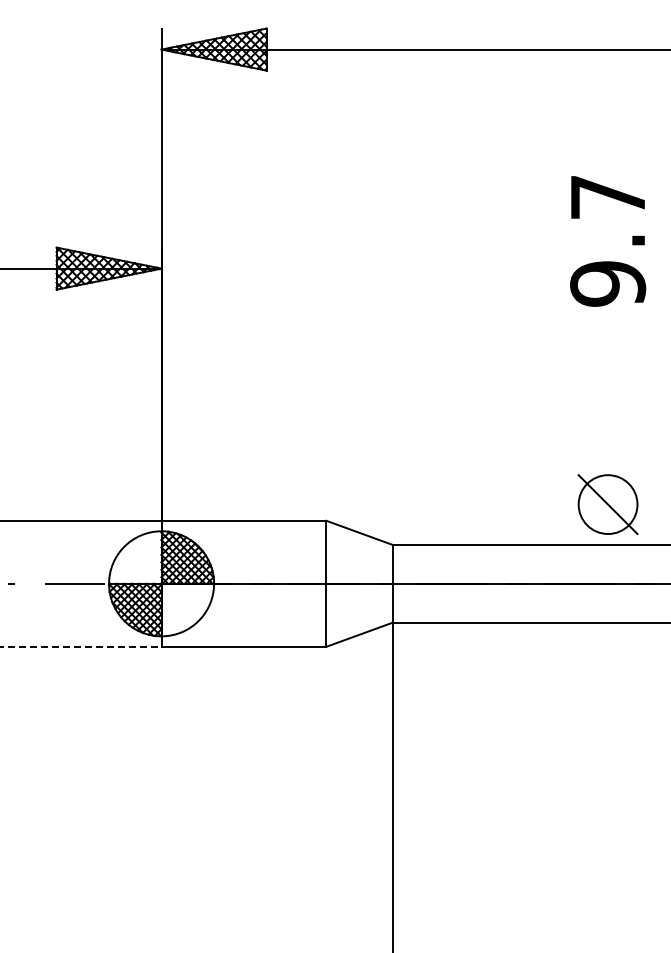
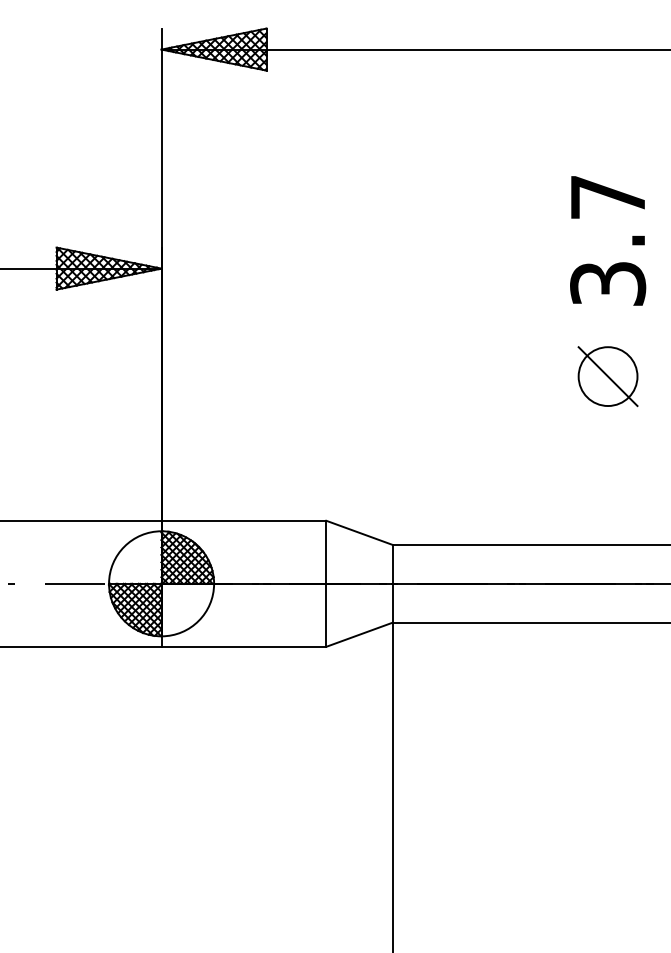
text: 9.7 -> 3.7 (608, 283)
part position: (607, 504) -> (607, 376) (607, 376)
line: dashed -> solid (81, 646)
